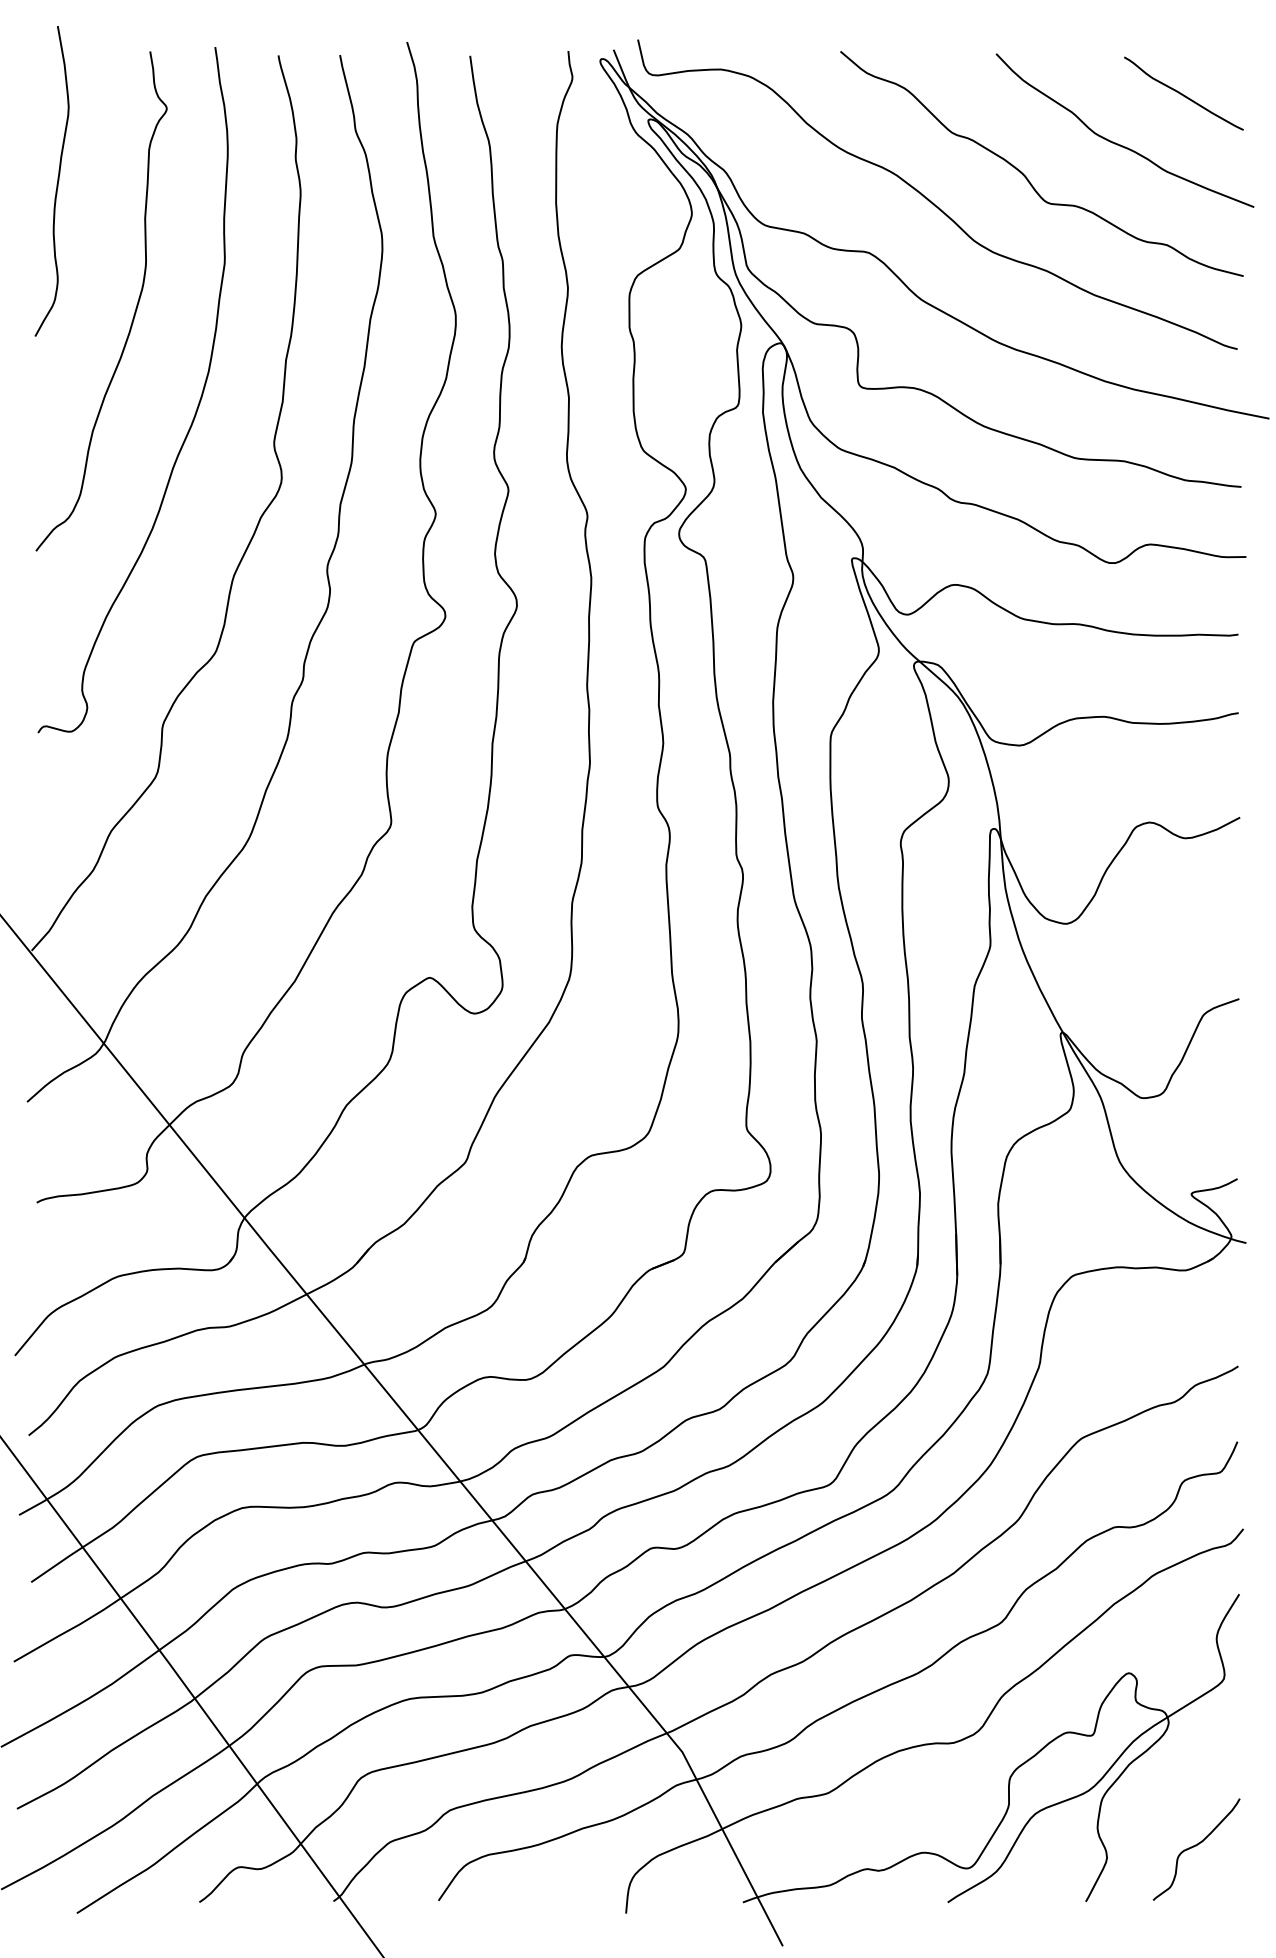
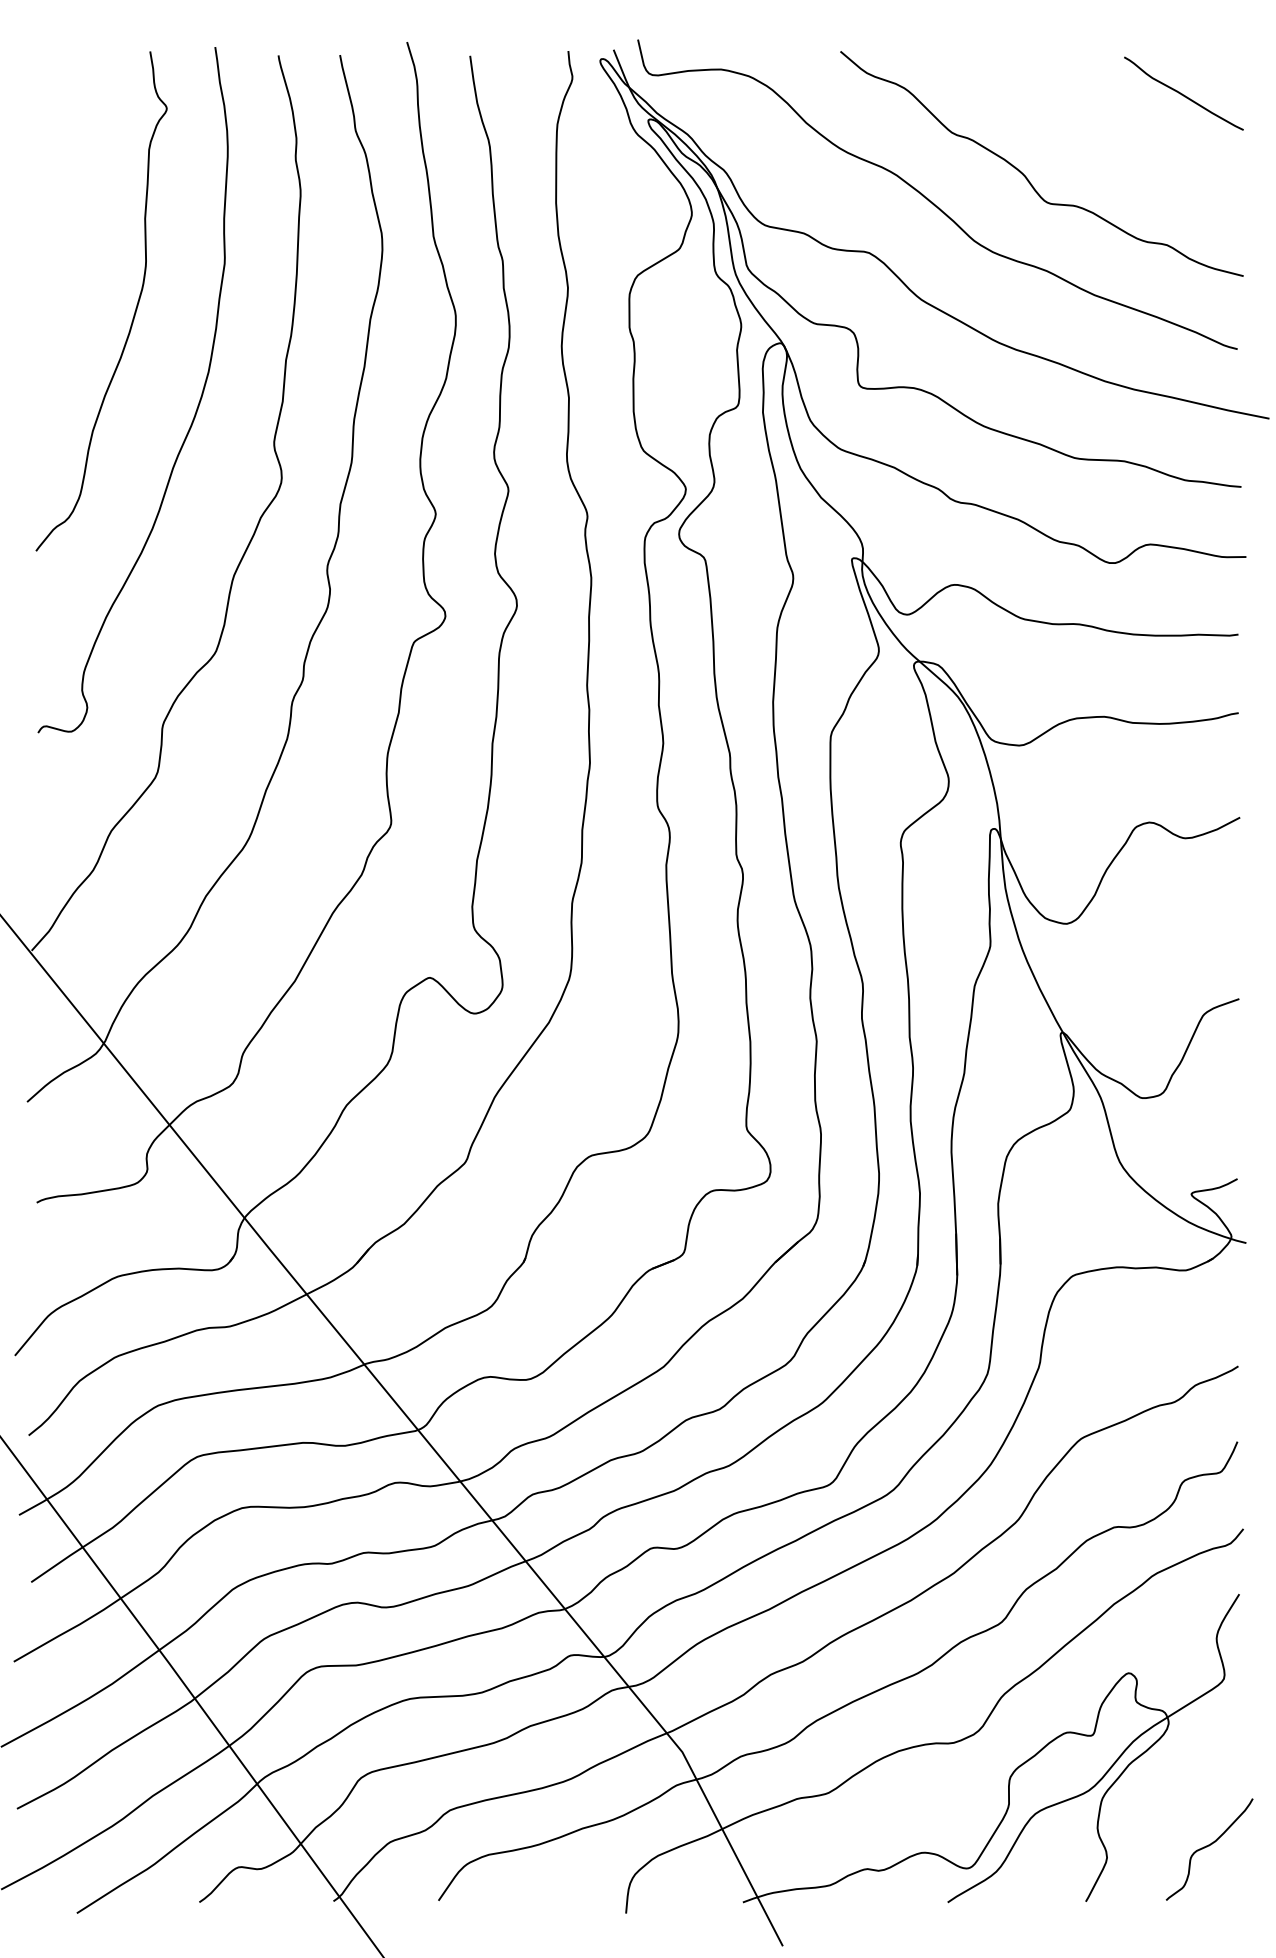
curve: present -> none (1118, 143)
curve: present -> none (56, 184)
curve position: (1194, 1847) -> (1207, 1847) (1207, 1847)
